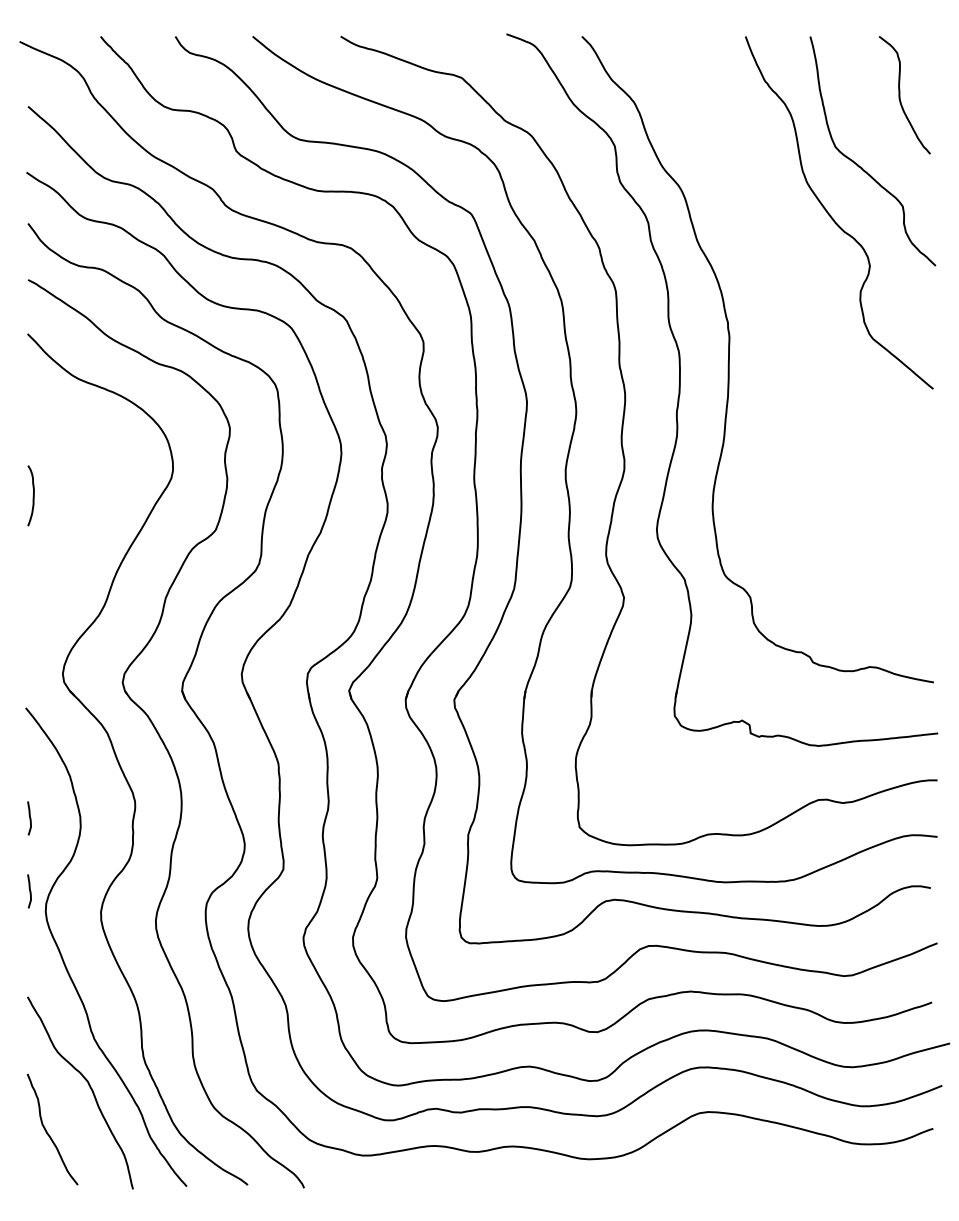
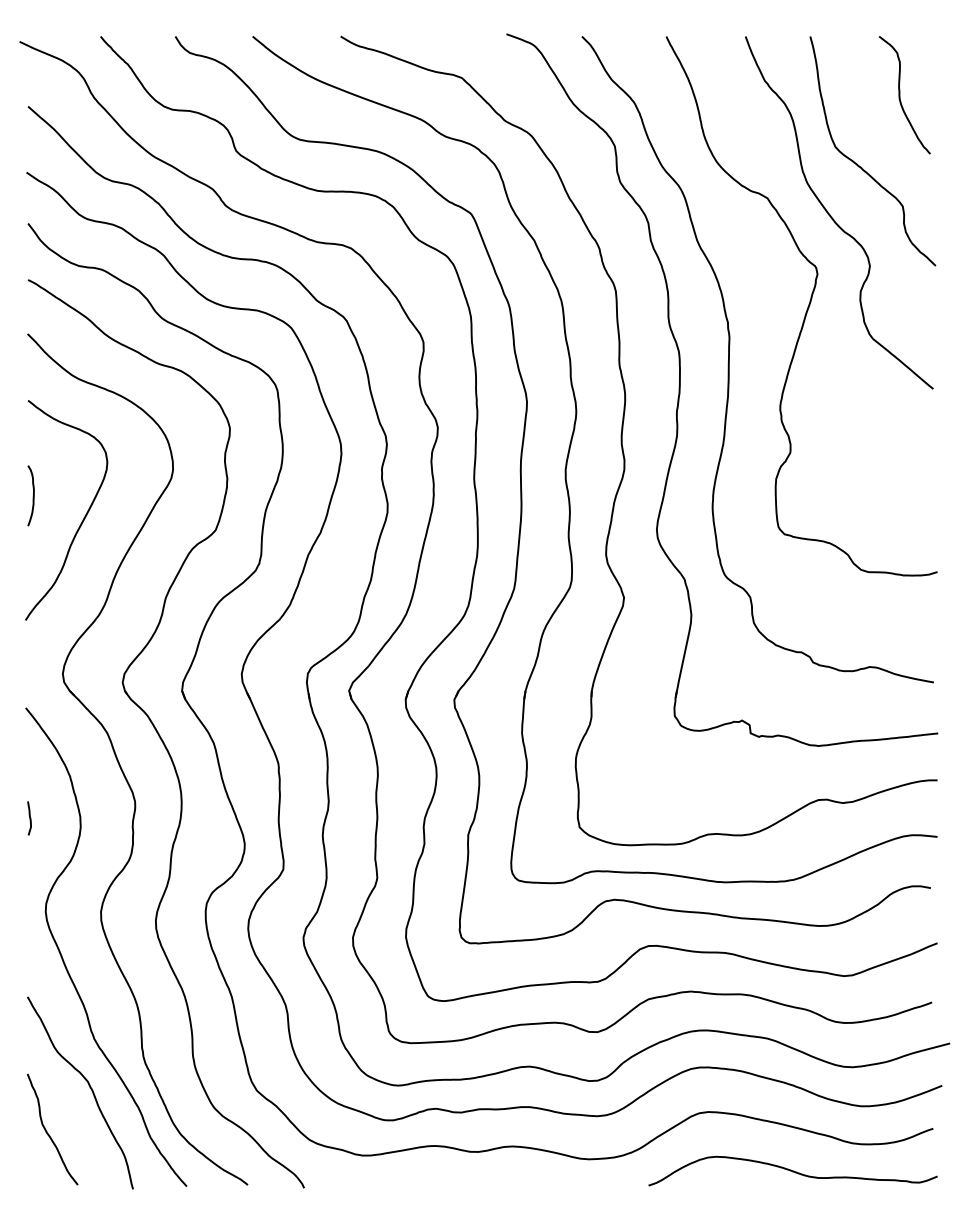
curve: none -> present (806, 309)
curve: none -> present (82, 519)
curve: present -> none (29, 891)
curve: none -> present (792, 1170)
